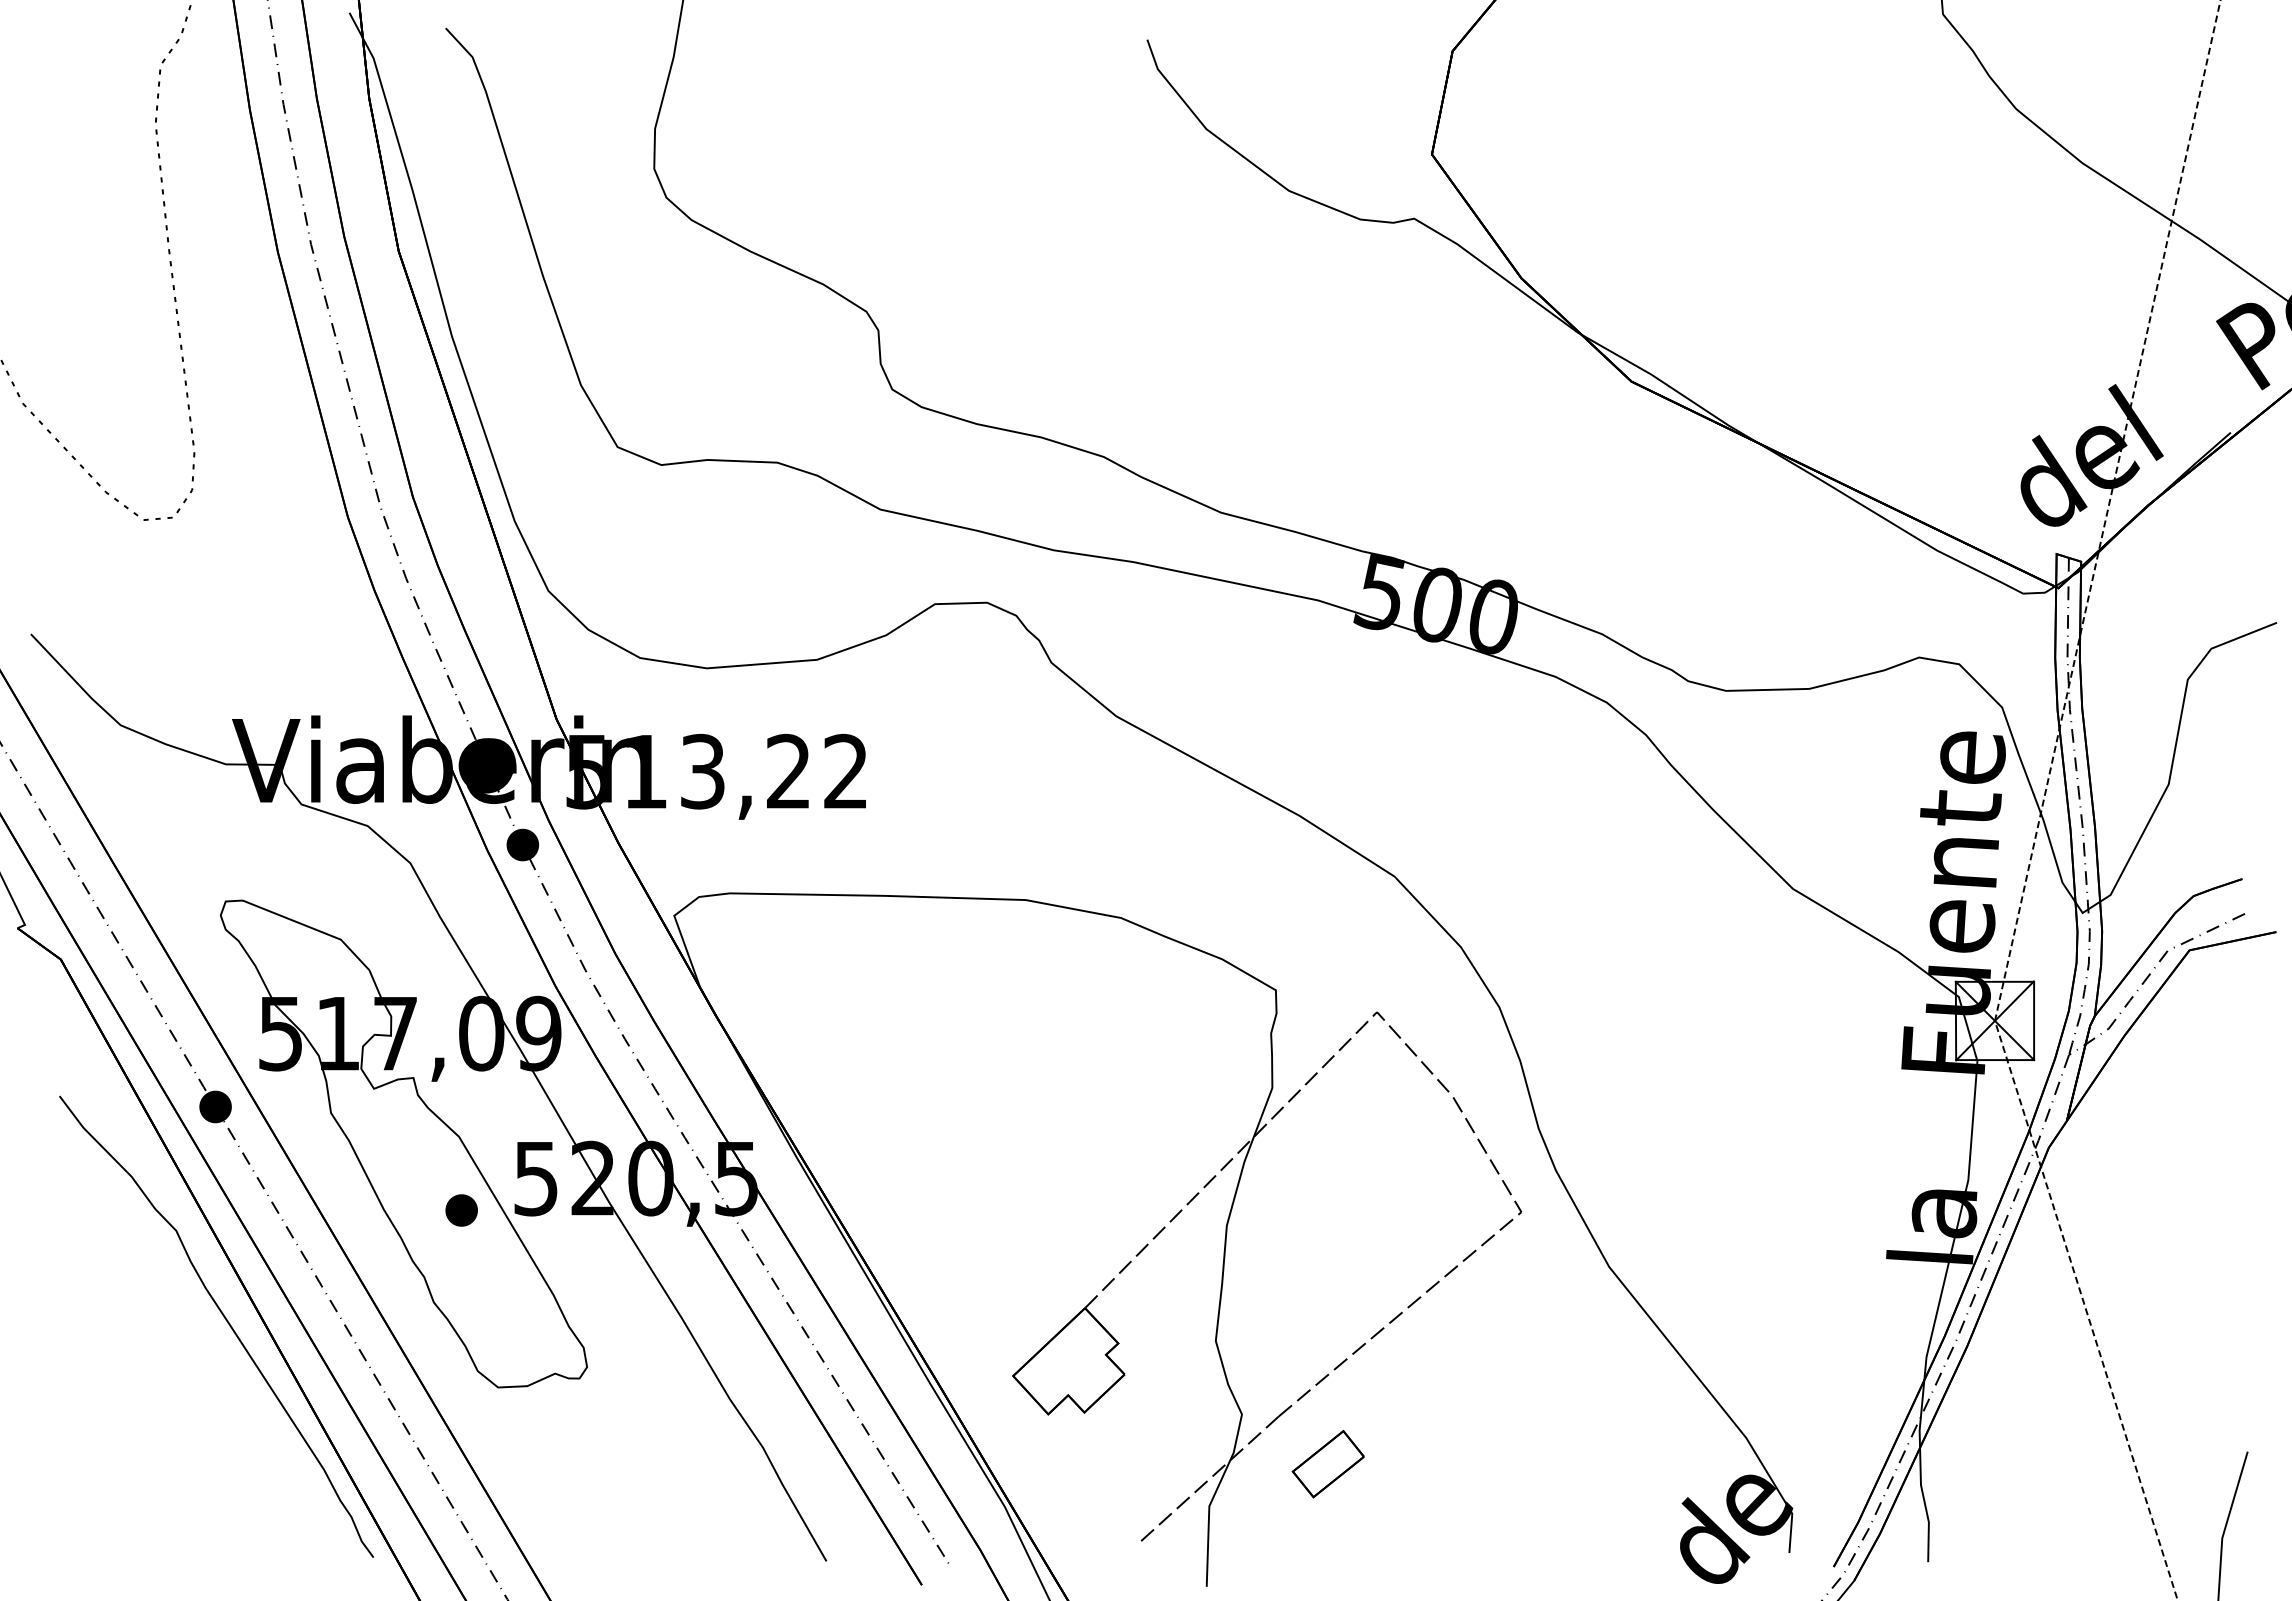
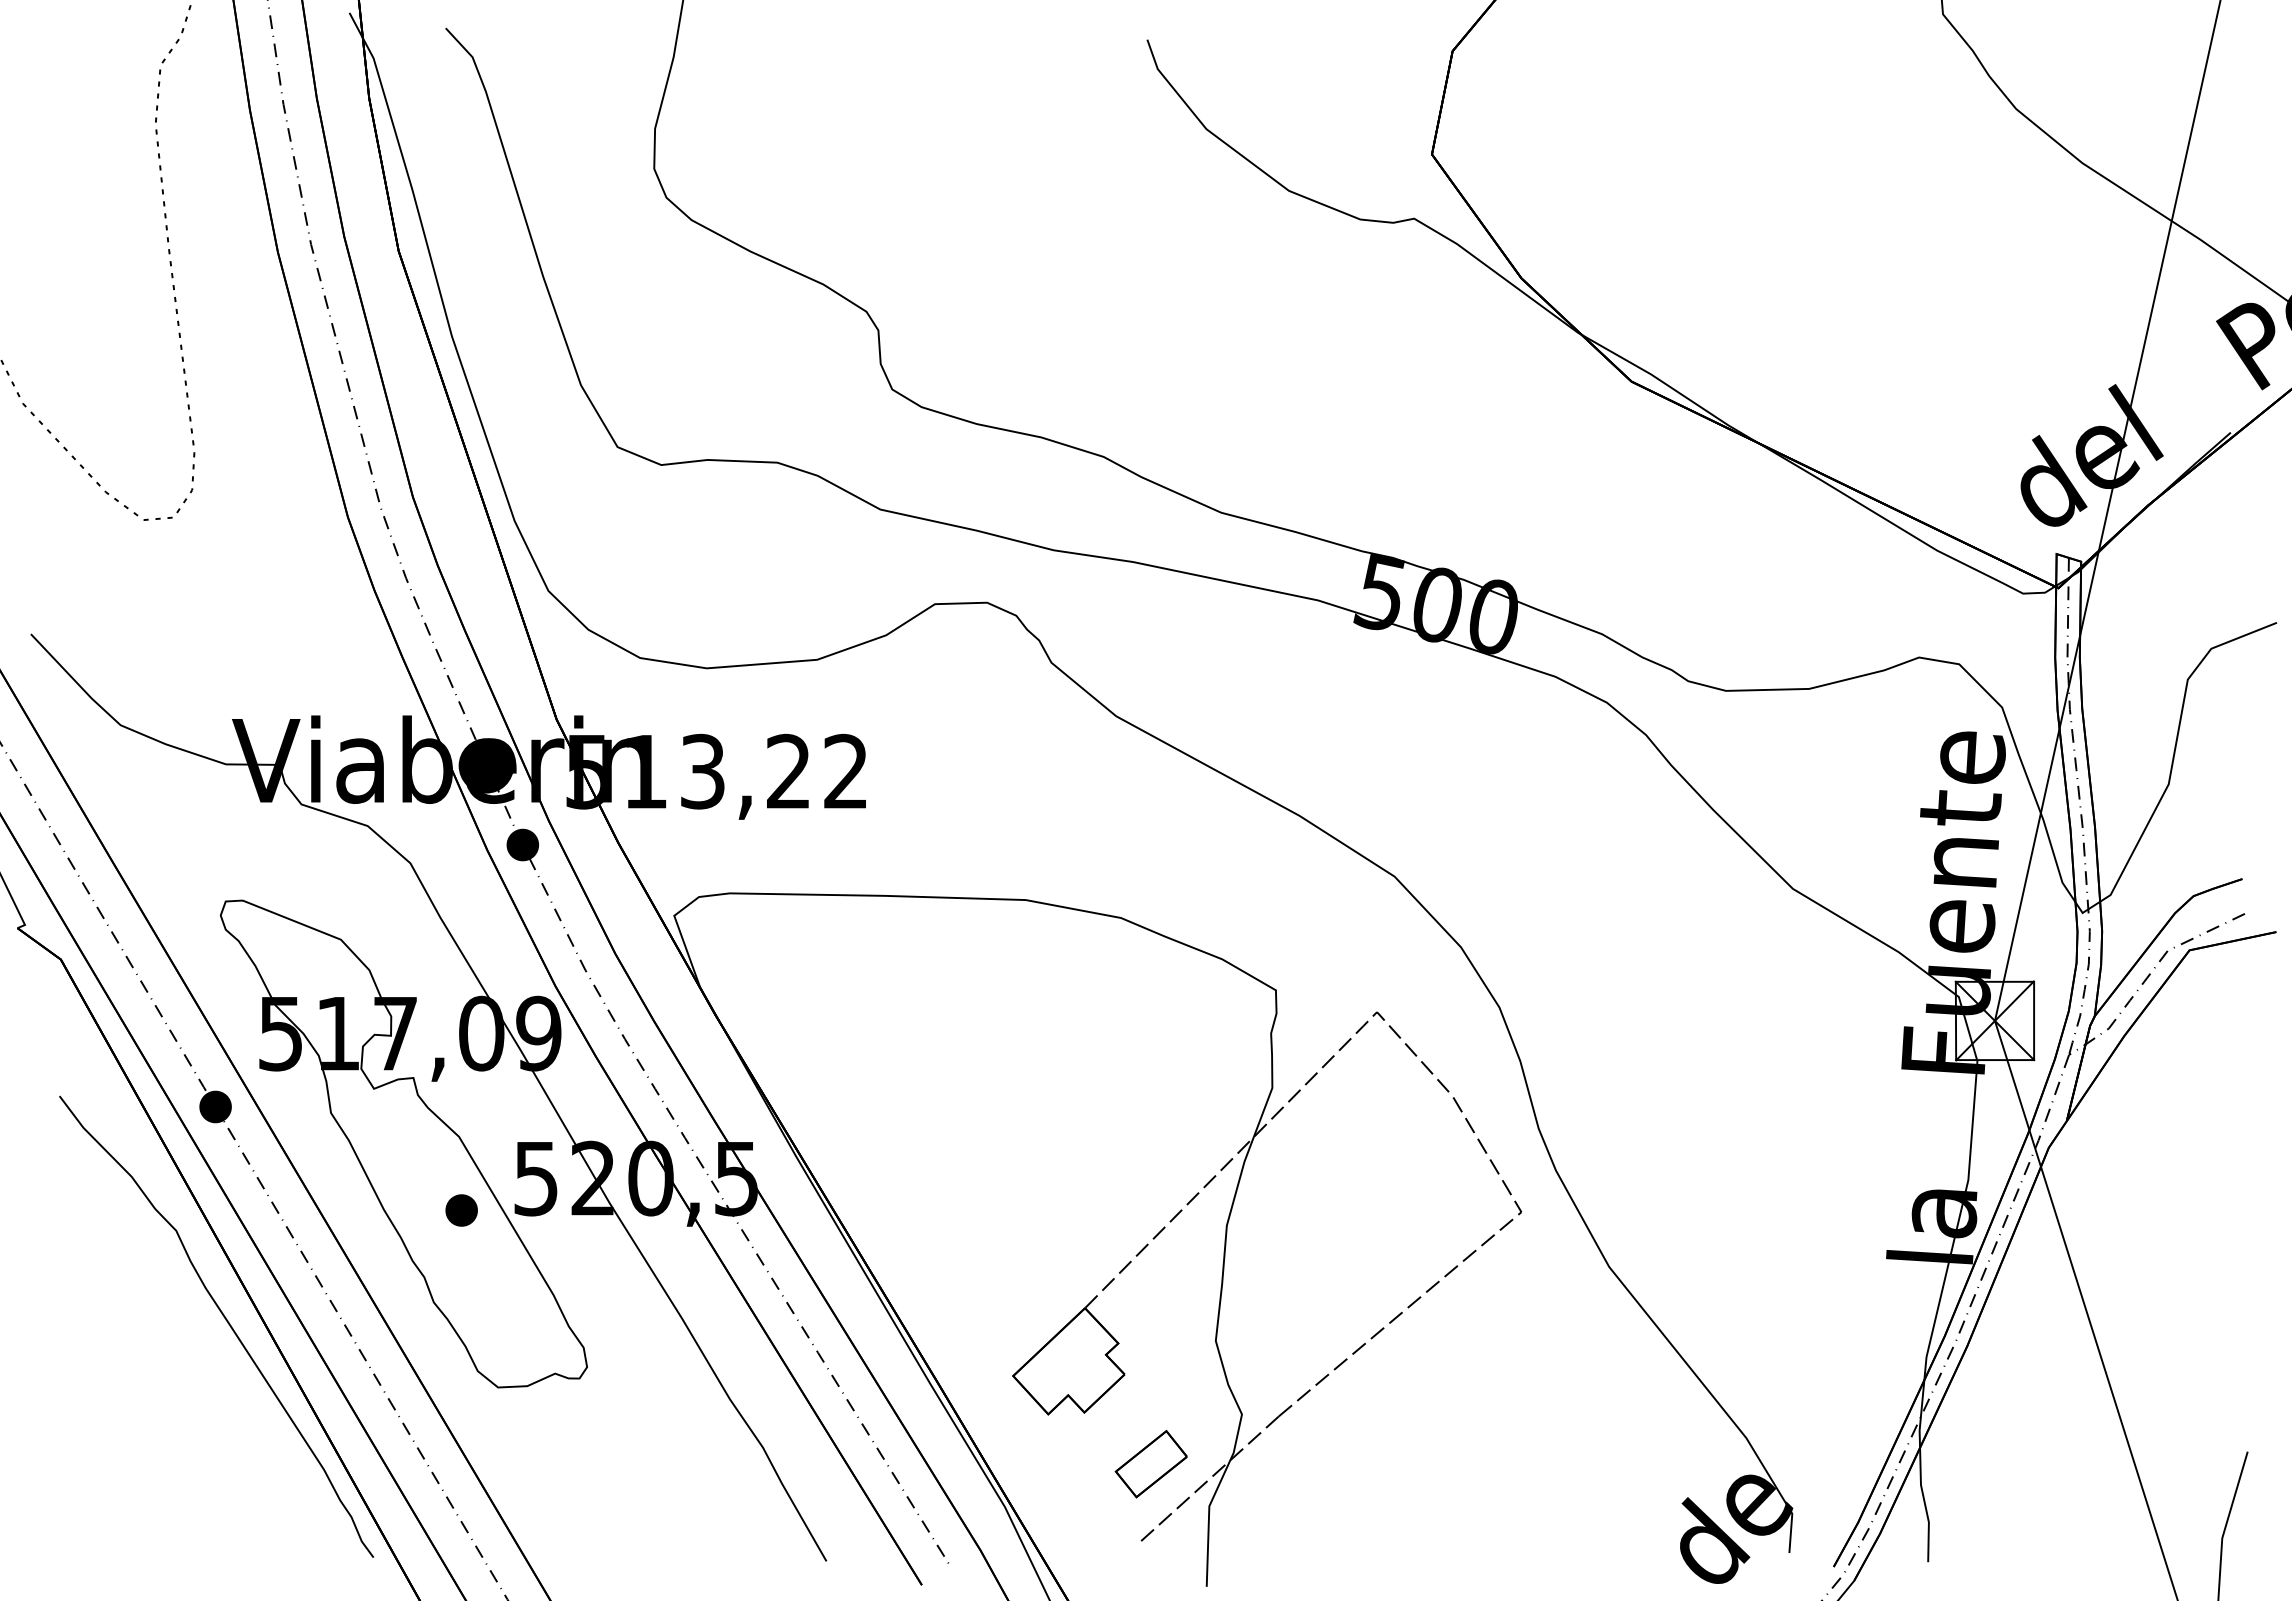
line: dashed -> solid (2042, 808)
part position: (1327, 1464) -> (1150, 1464) (1150, 1464)
